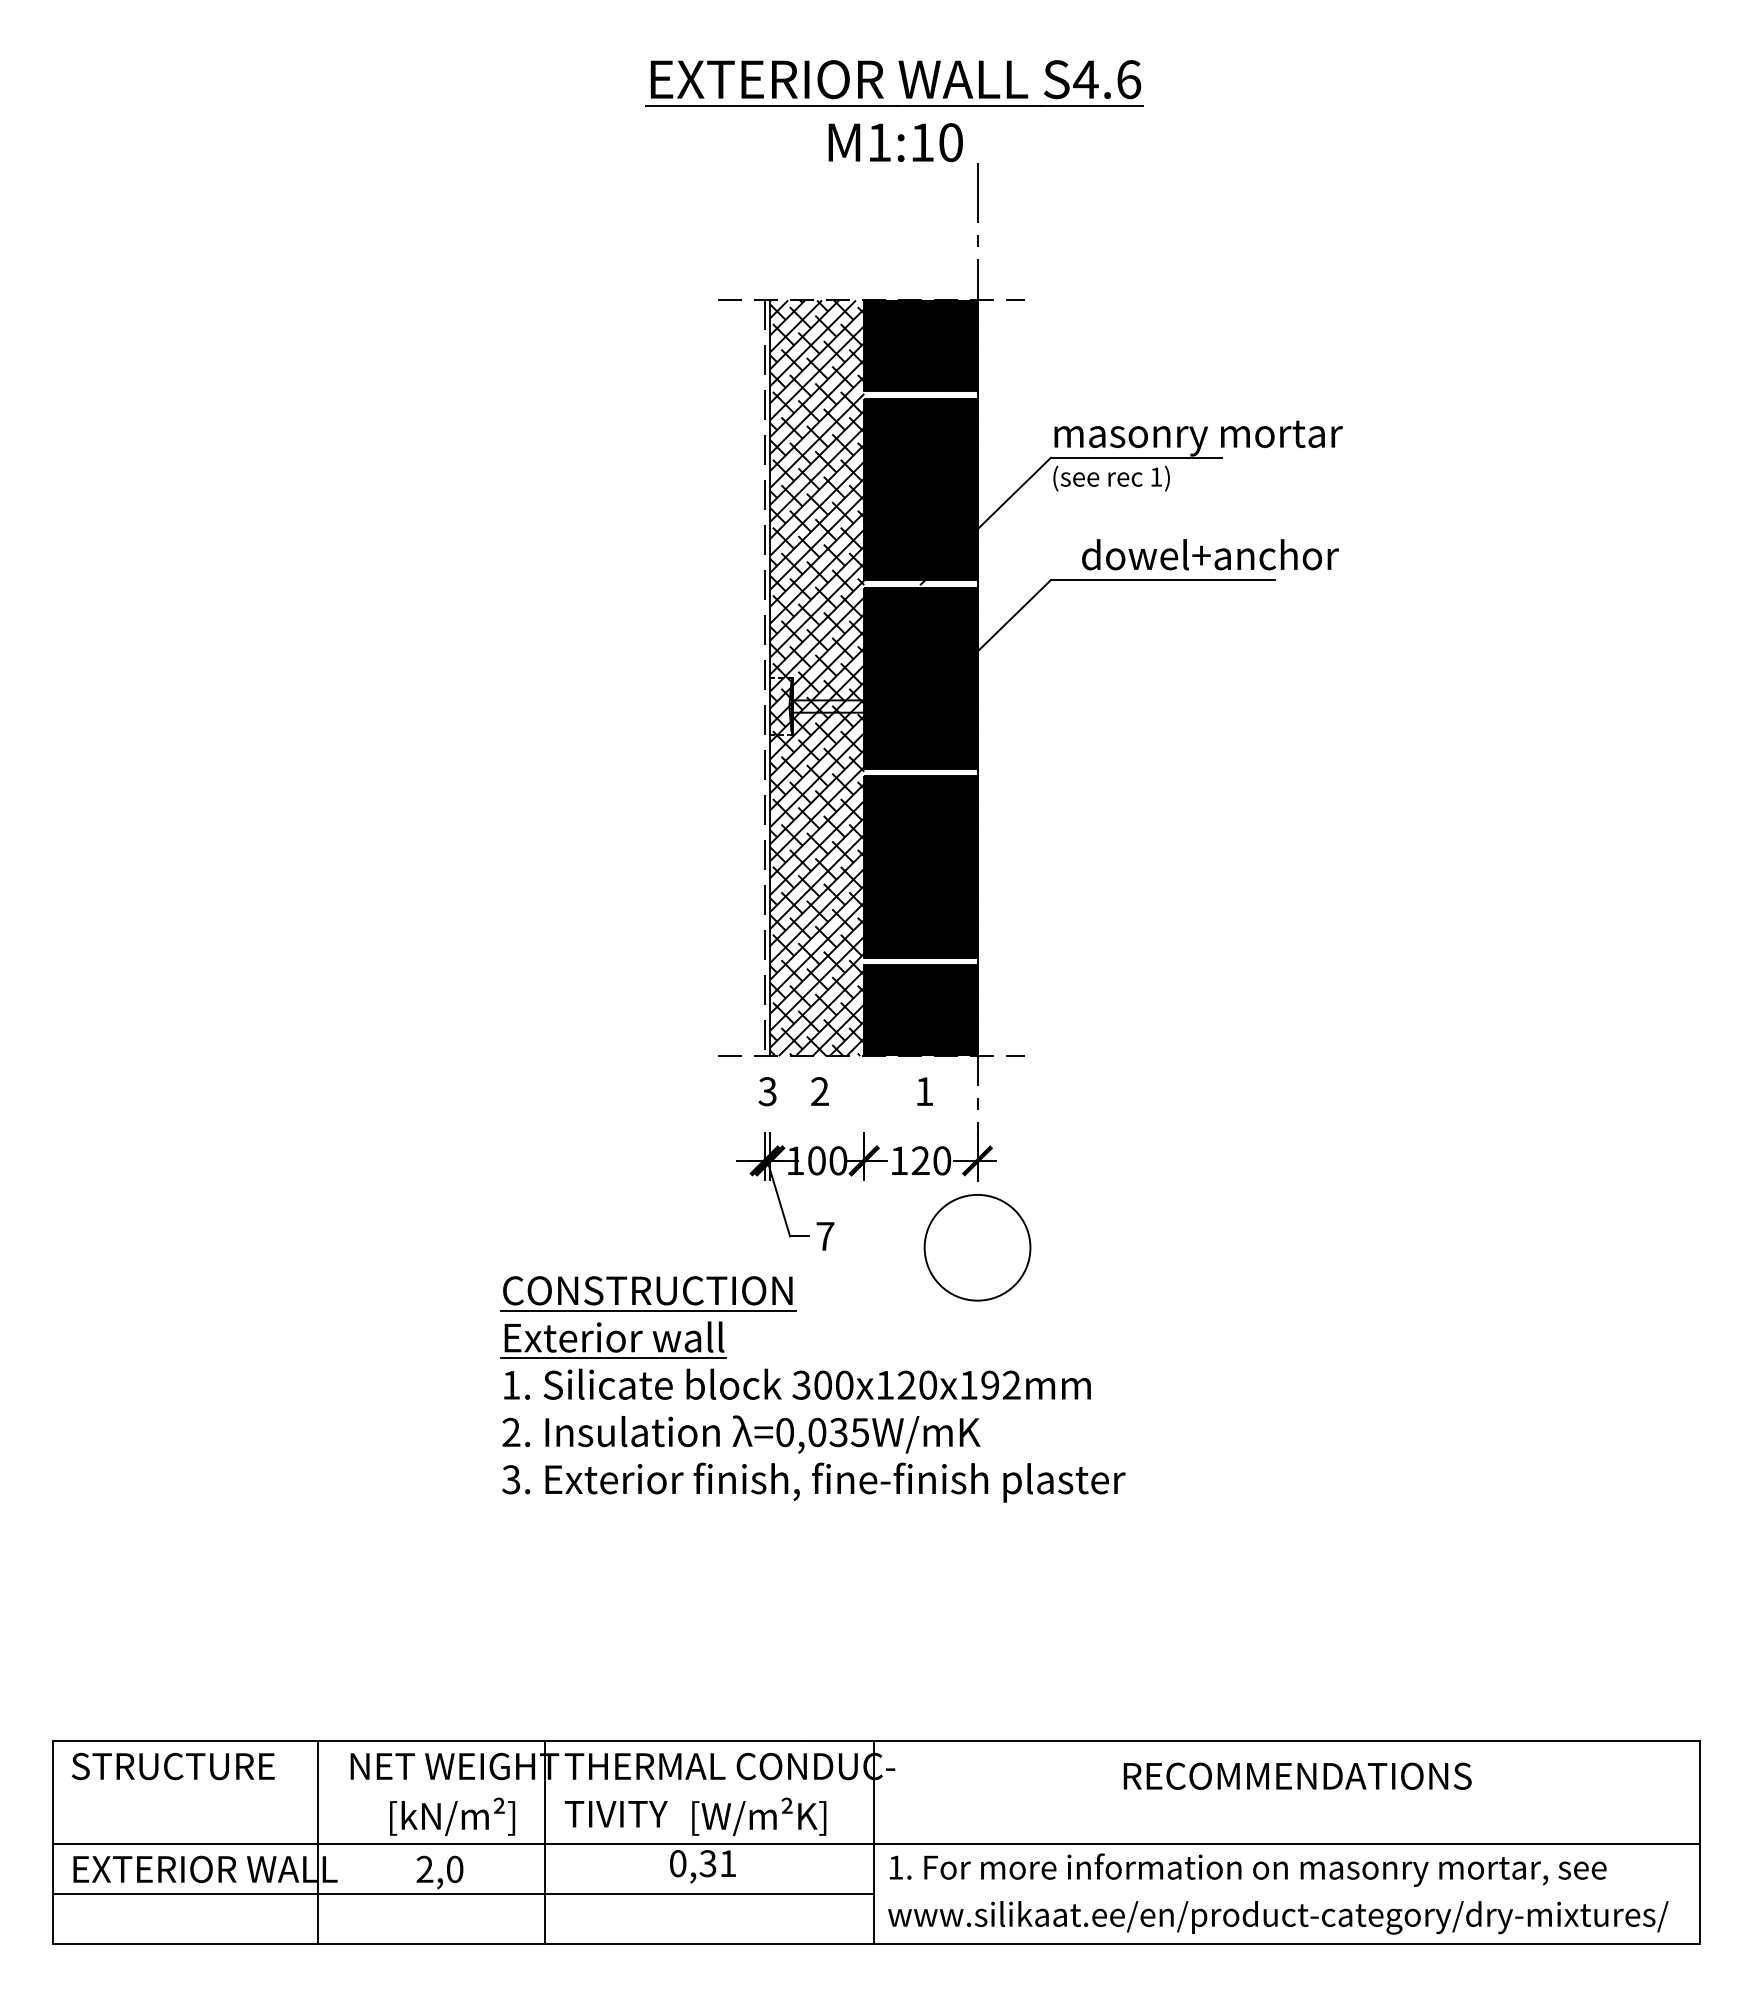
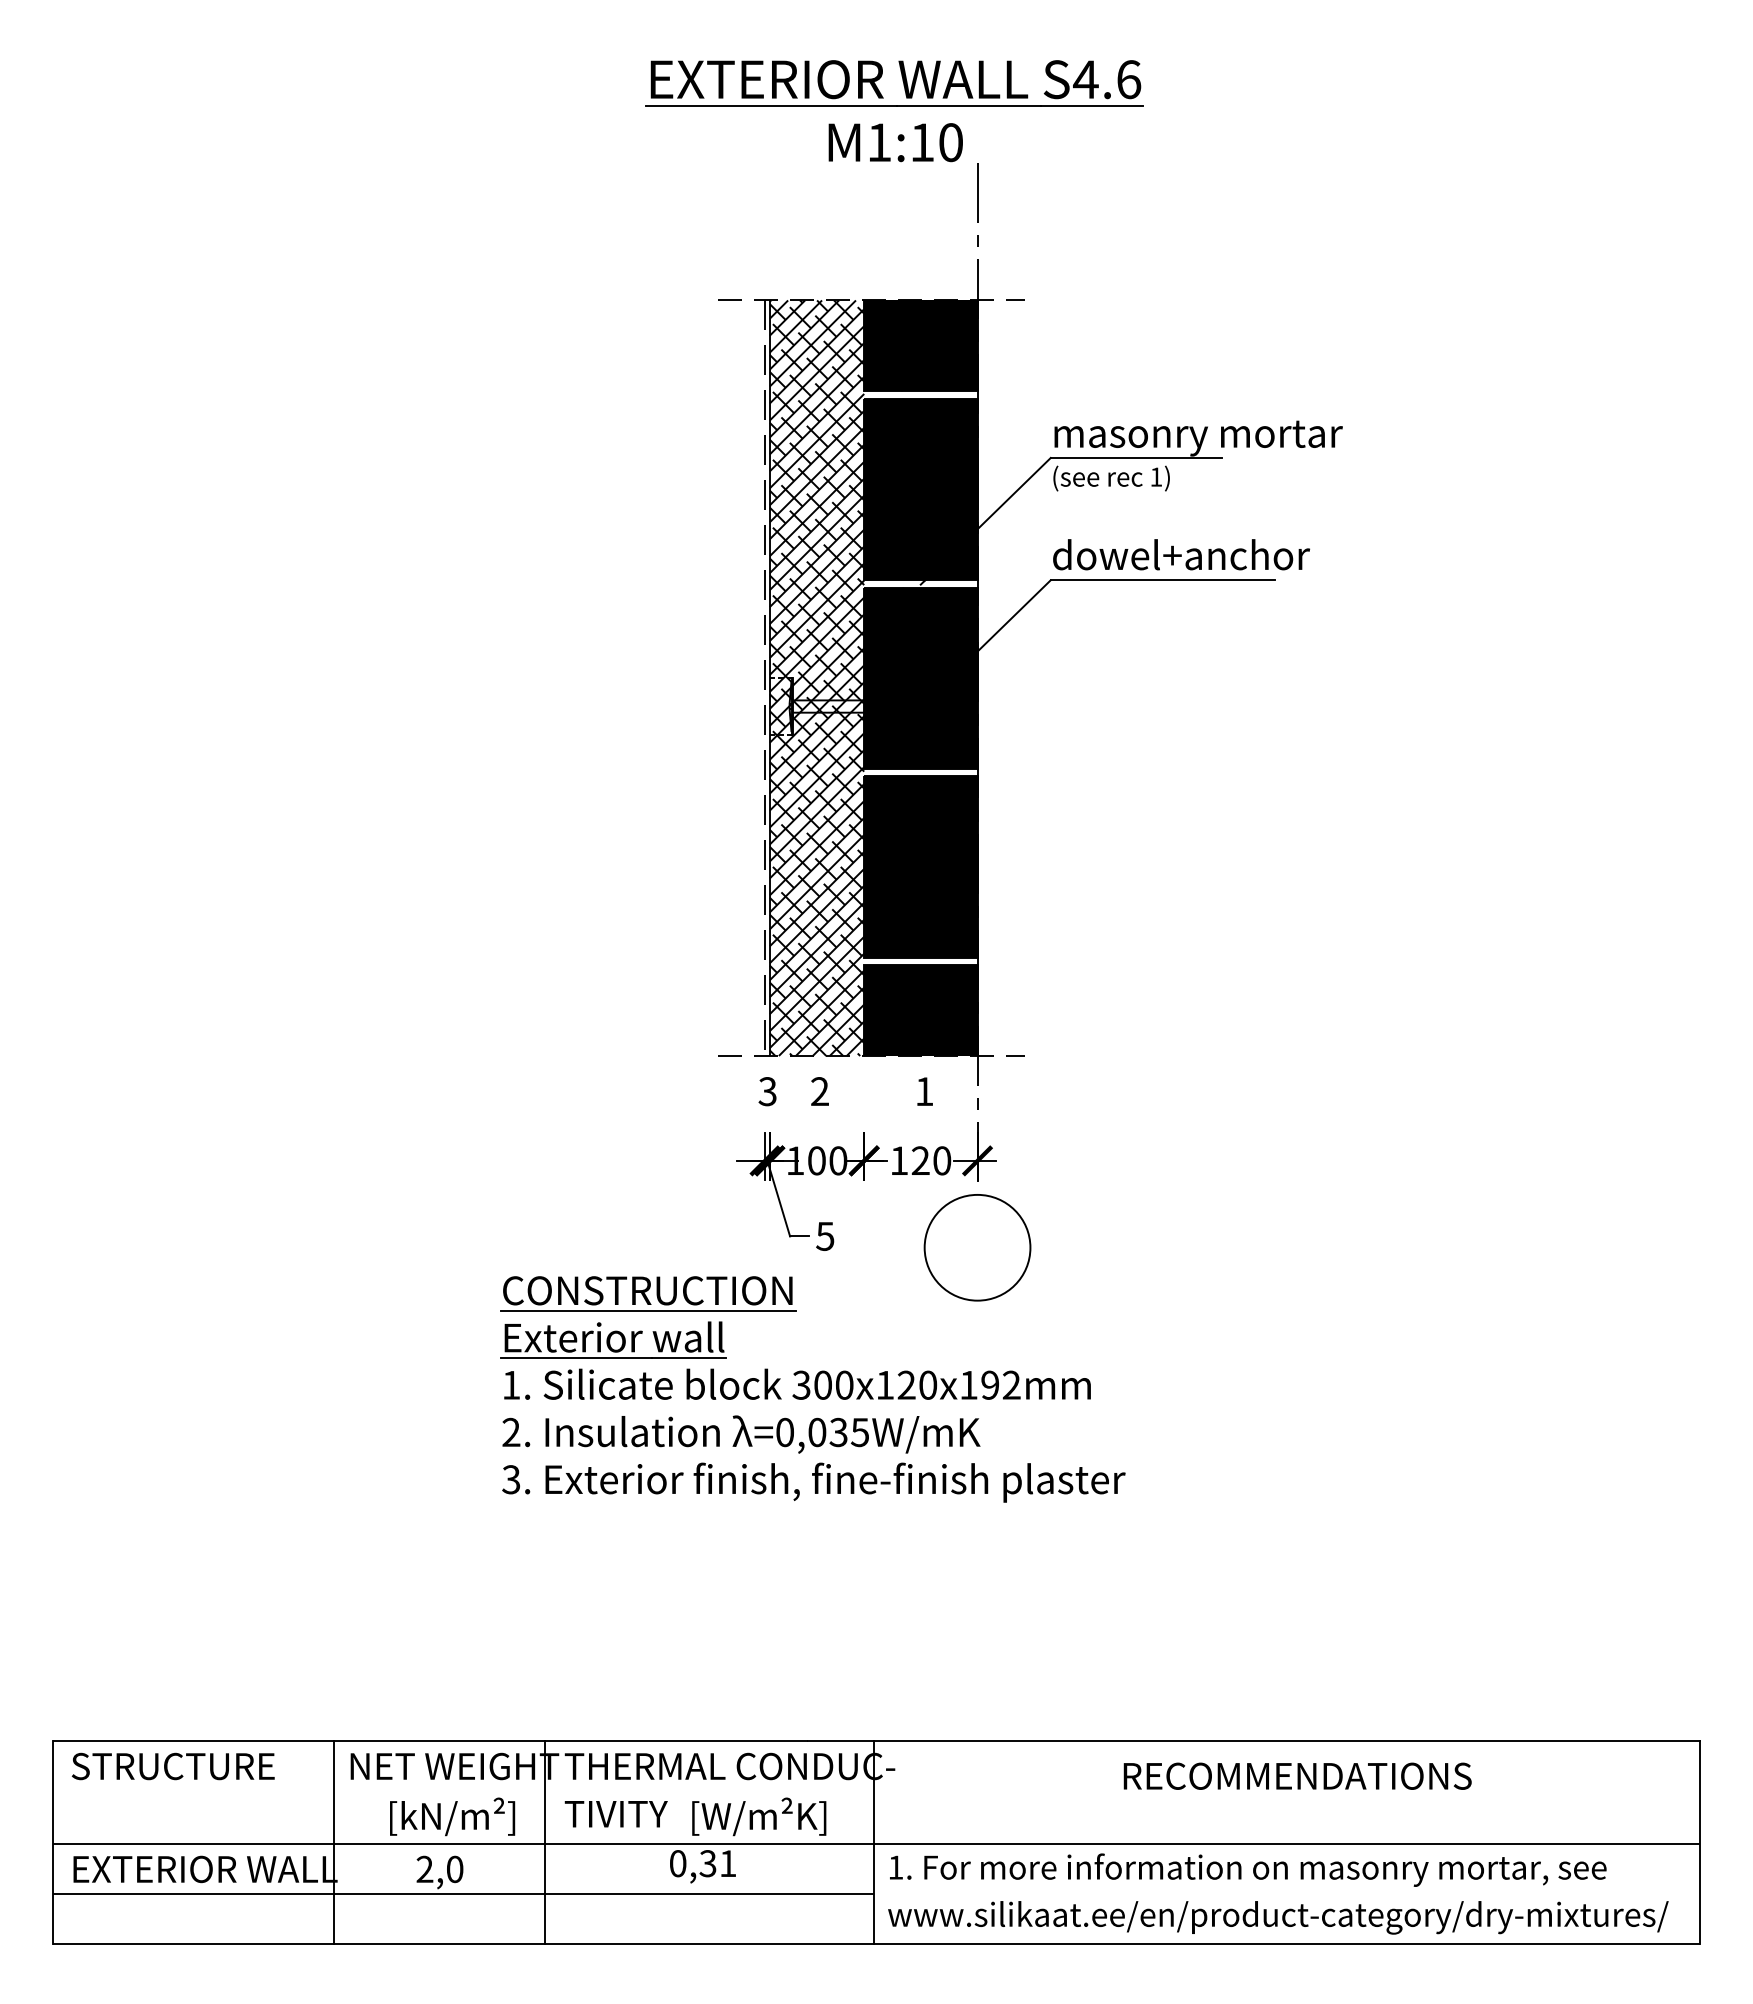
text position: (1210, 554) -> (1181, 554) (1181, 554)
text: 7 -> 5 (825, 1236)
line position: (317, 1842) -> (333, 1842) (333, 1842)
